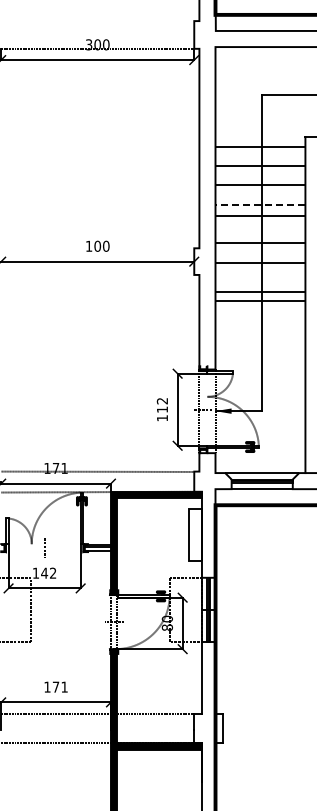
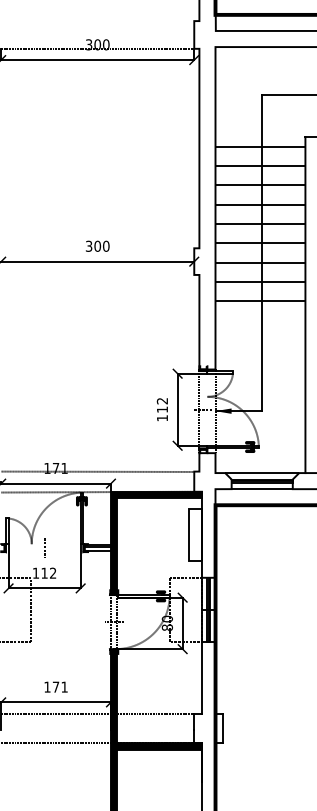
line: dashed -> solid (260, 204)
line position: (260, 216) -> (260, 224) (260, 224)
text: 100 -> 300 (88, 245)
line position: (260, 291) -> (260, 281) (260, 281)
text: 142 -> 112 (44, 572)
